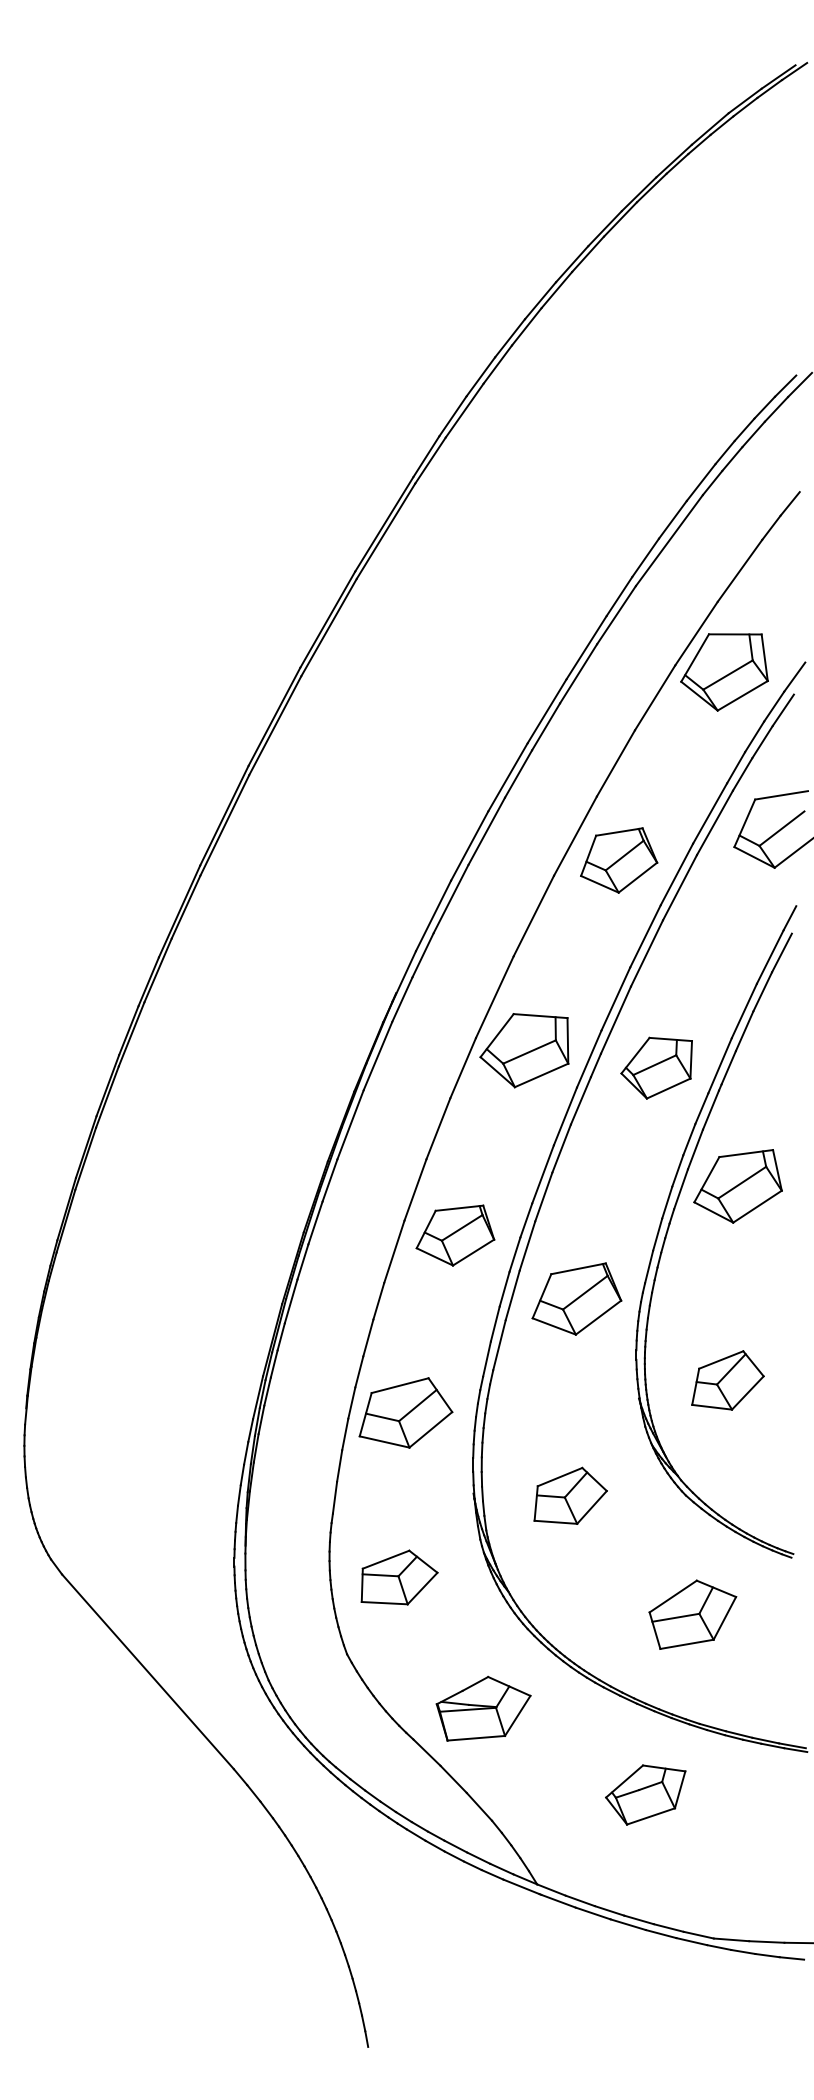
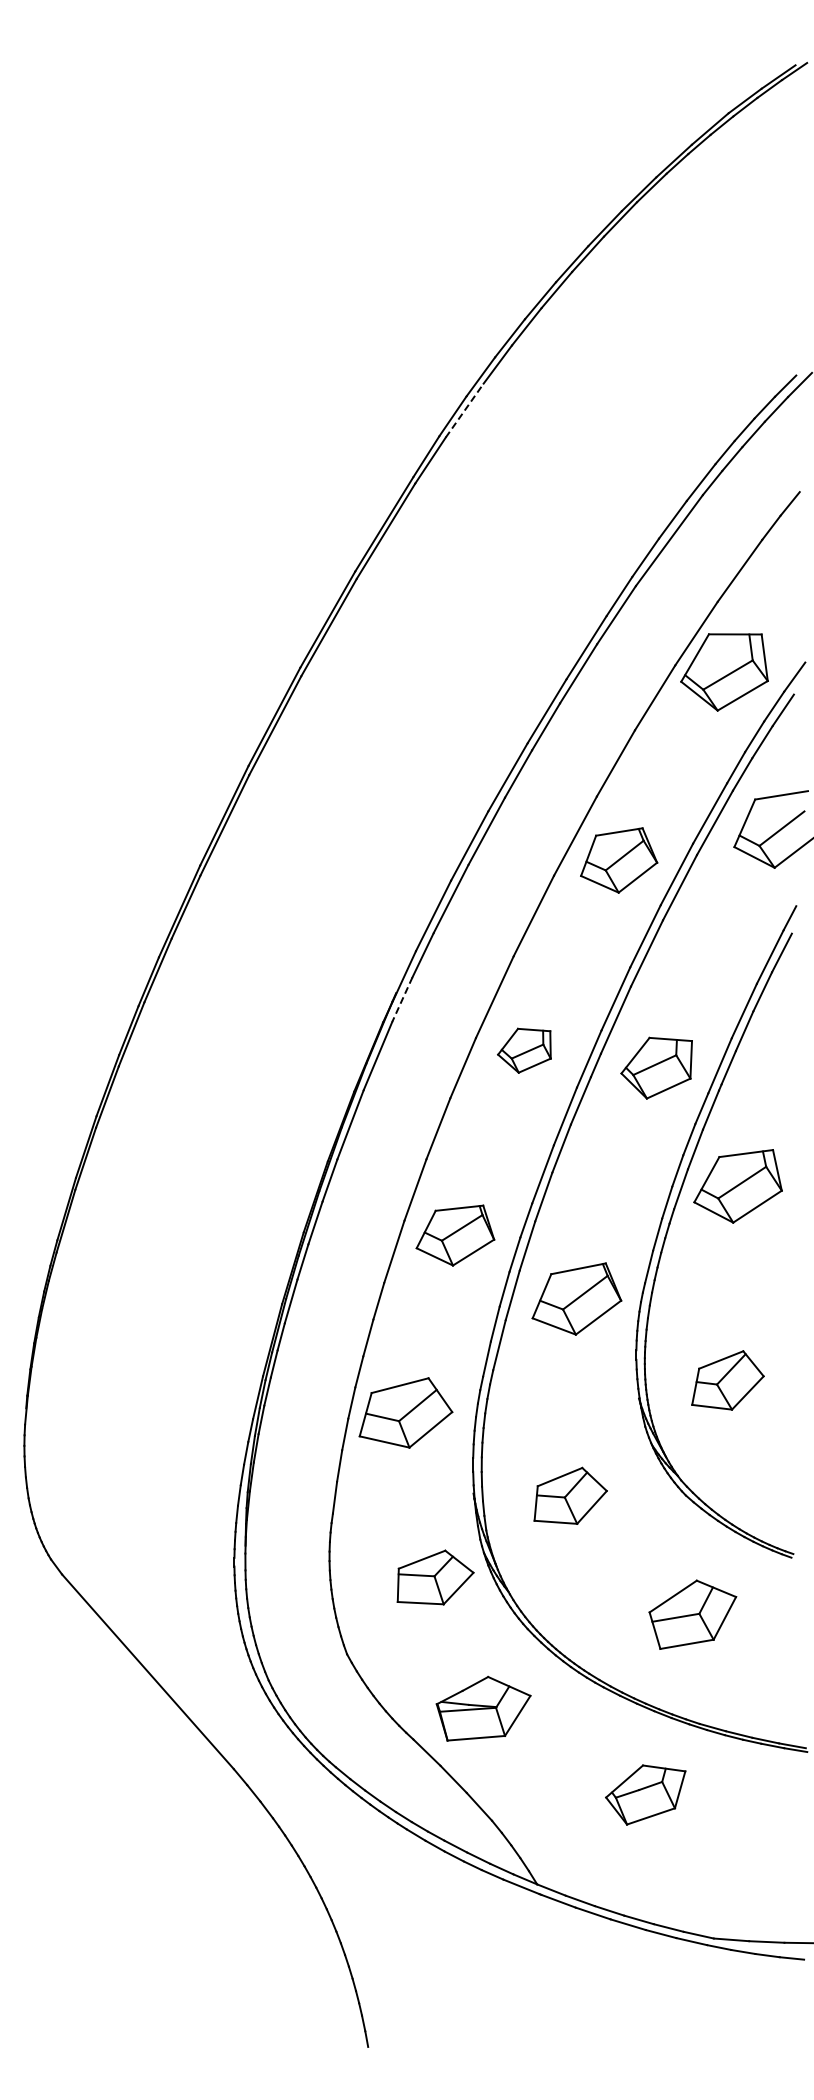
line: solid -> dashed (464, 410)
line: solid -> dashed (402, 999)
part size: 91x76 px -> 55x47 px (524, 1050)
part position: (399, 1577) -> (435, 1577) (435, 1577)
